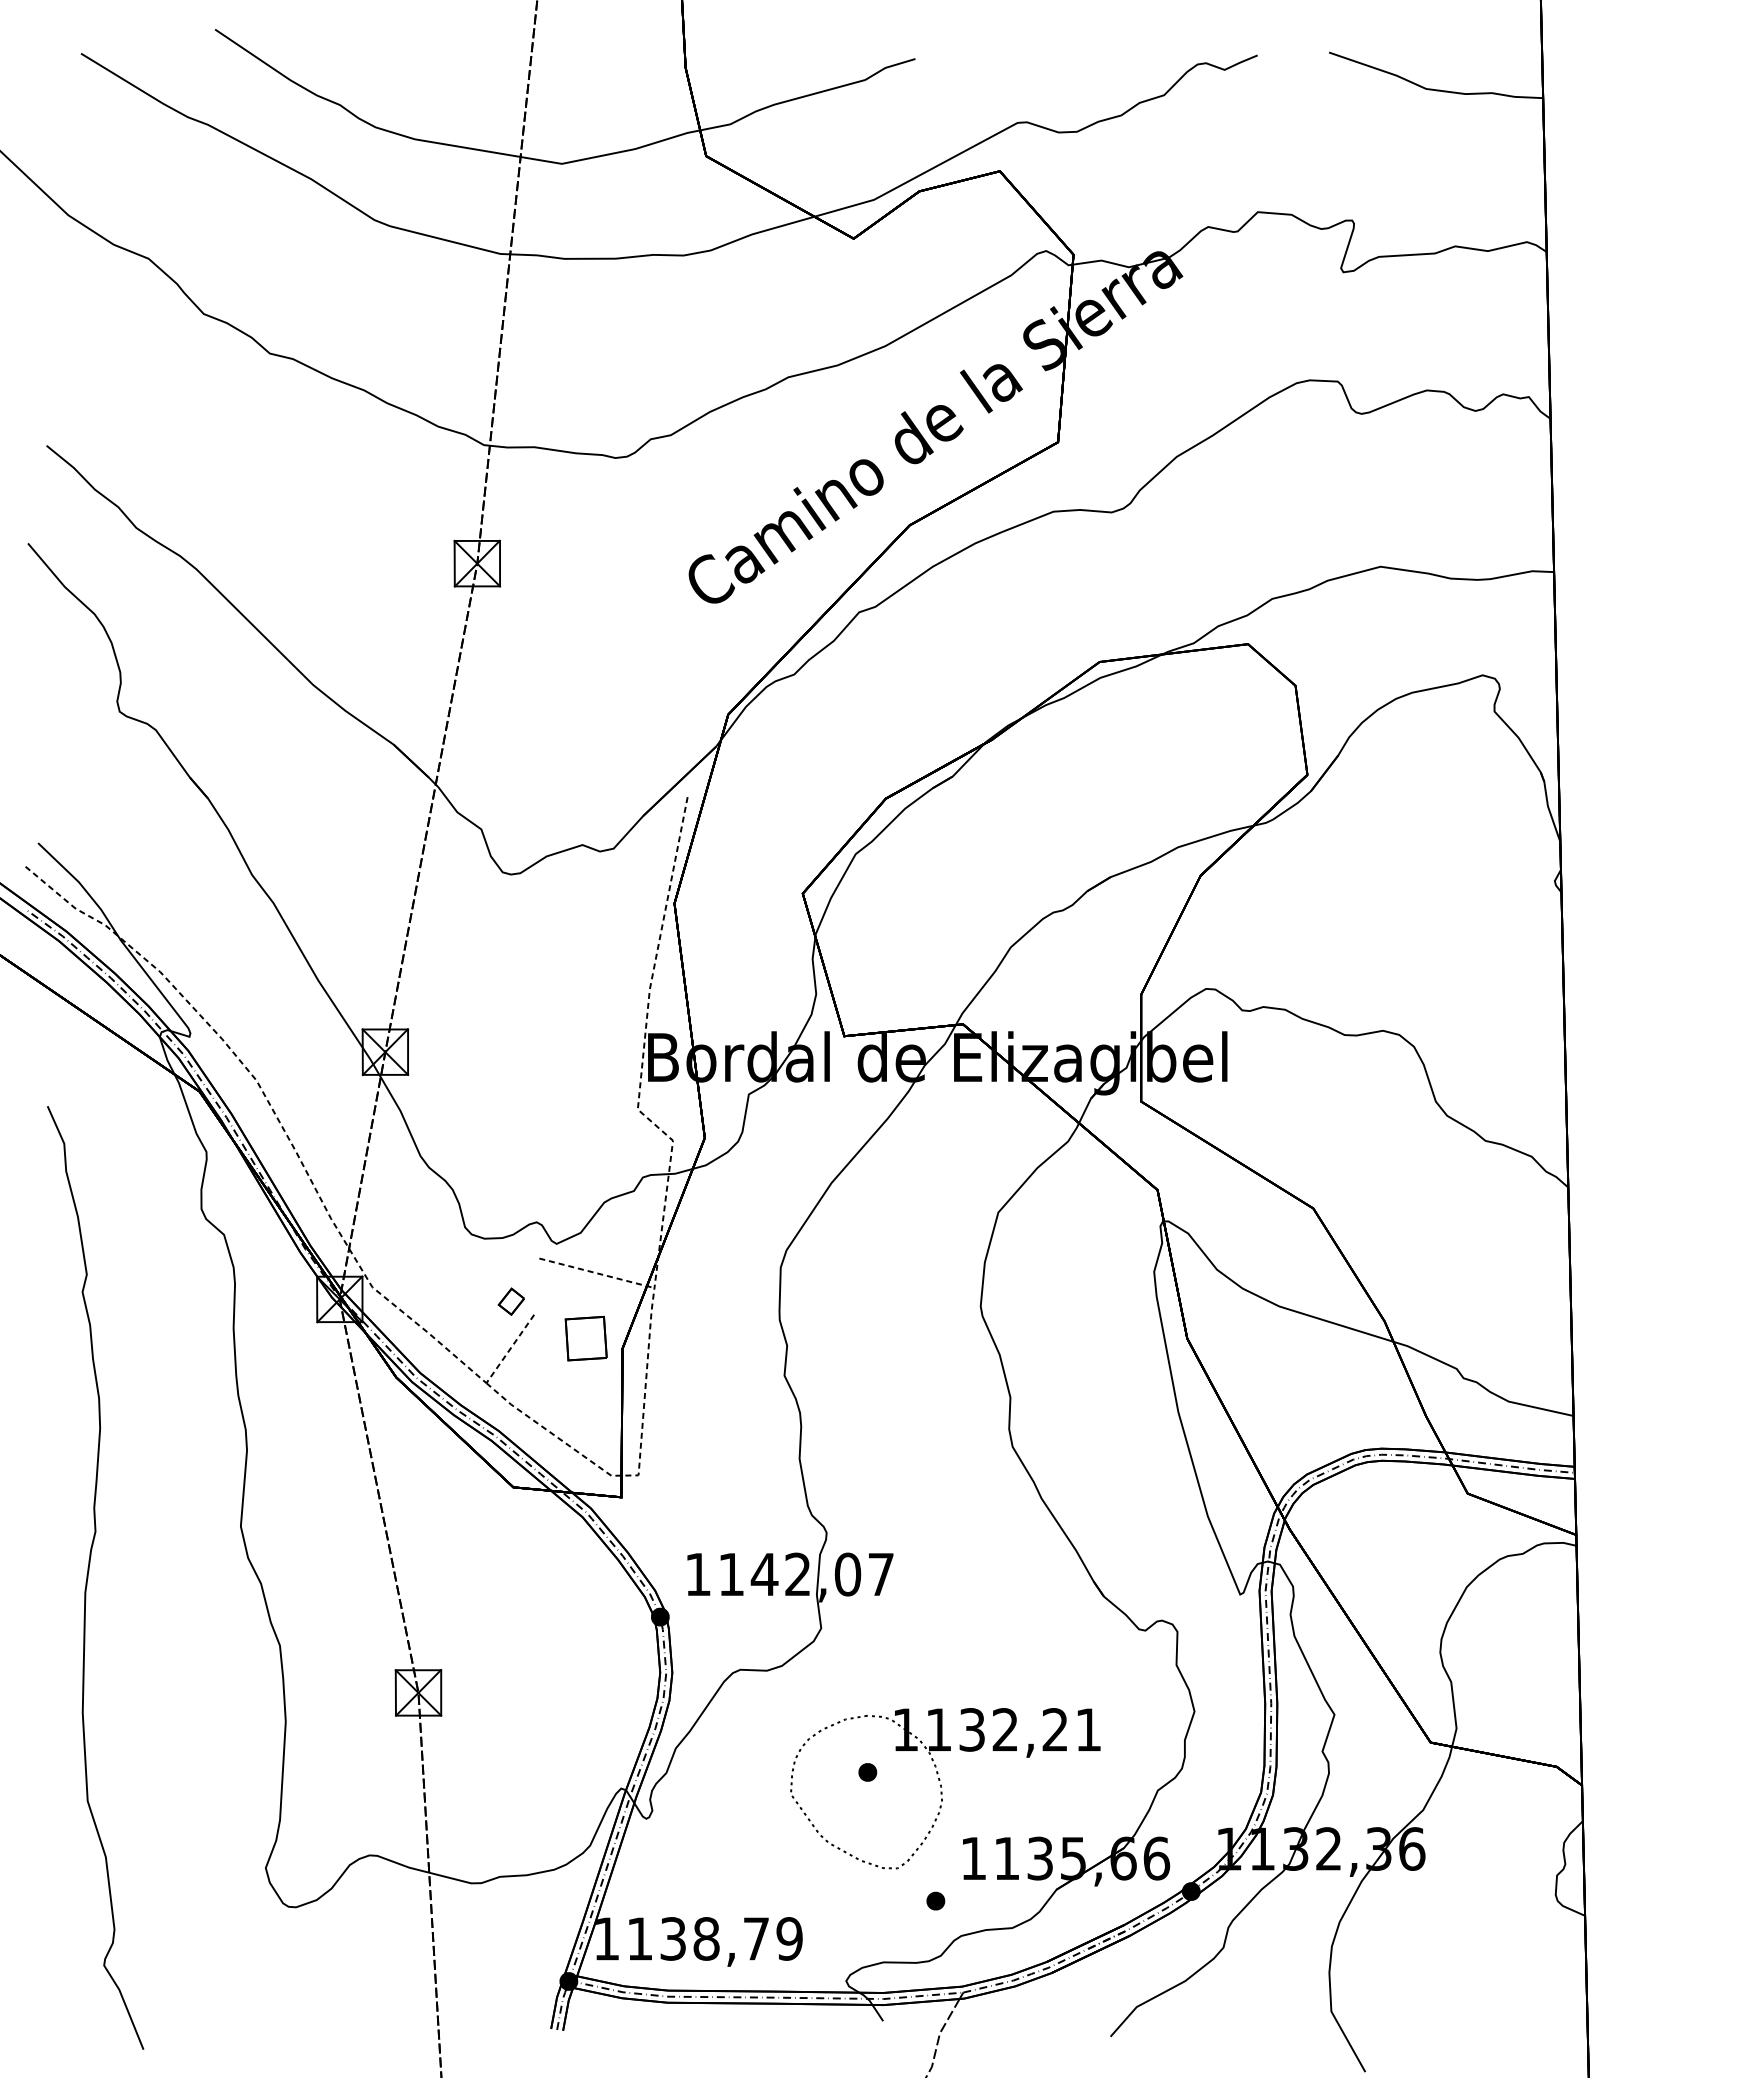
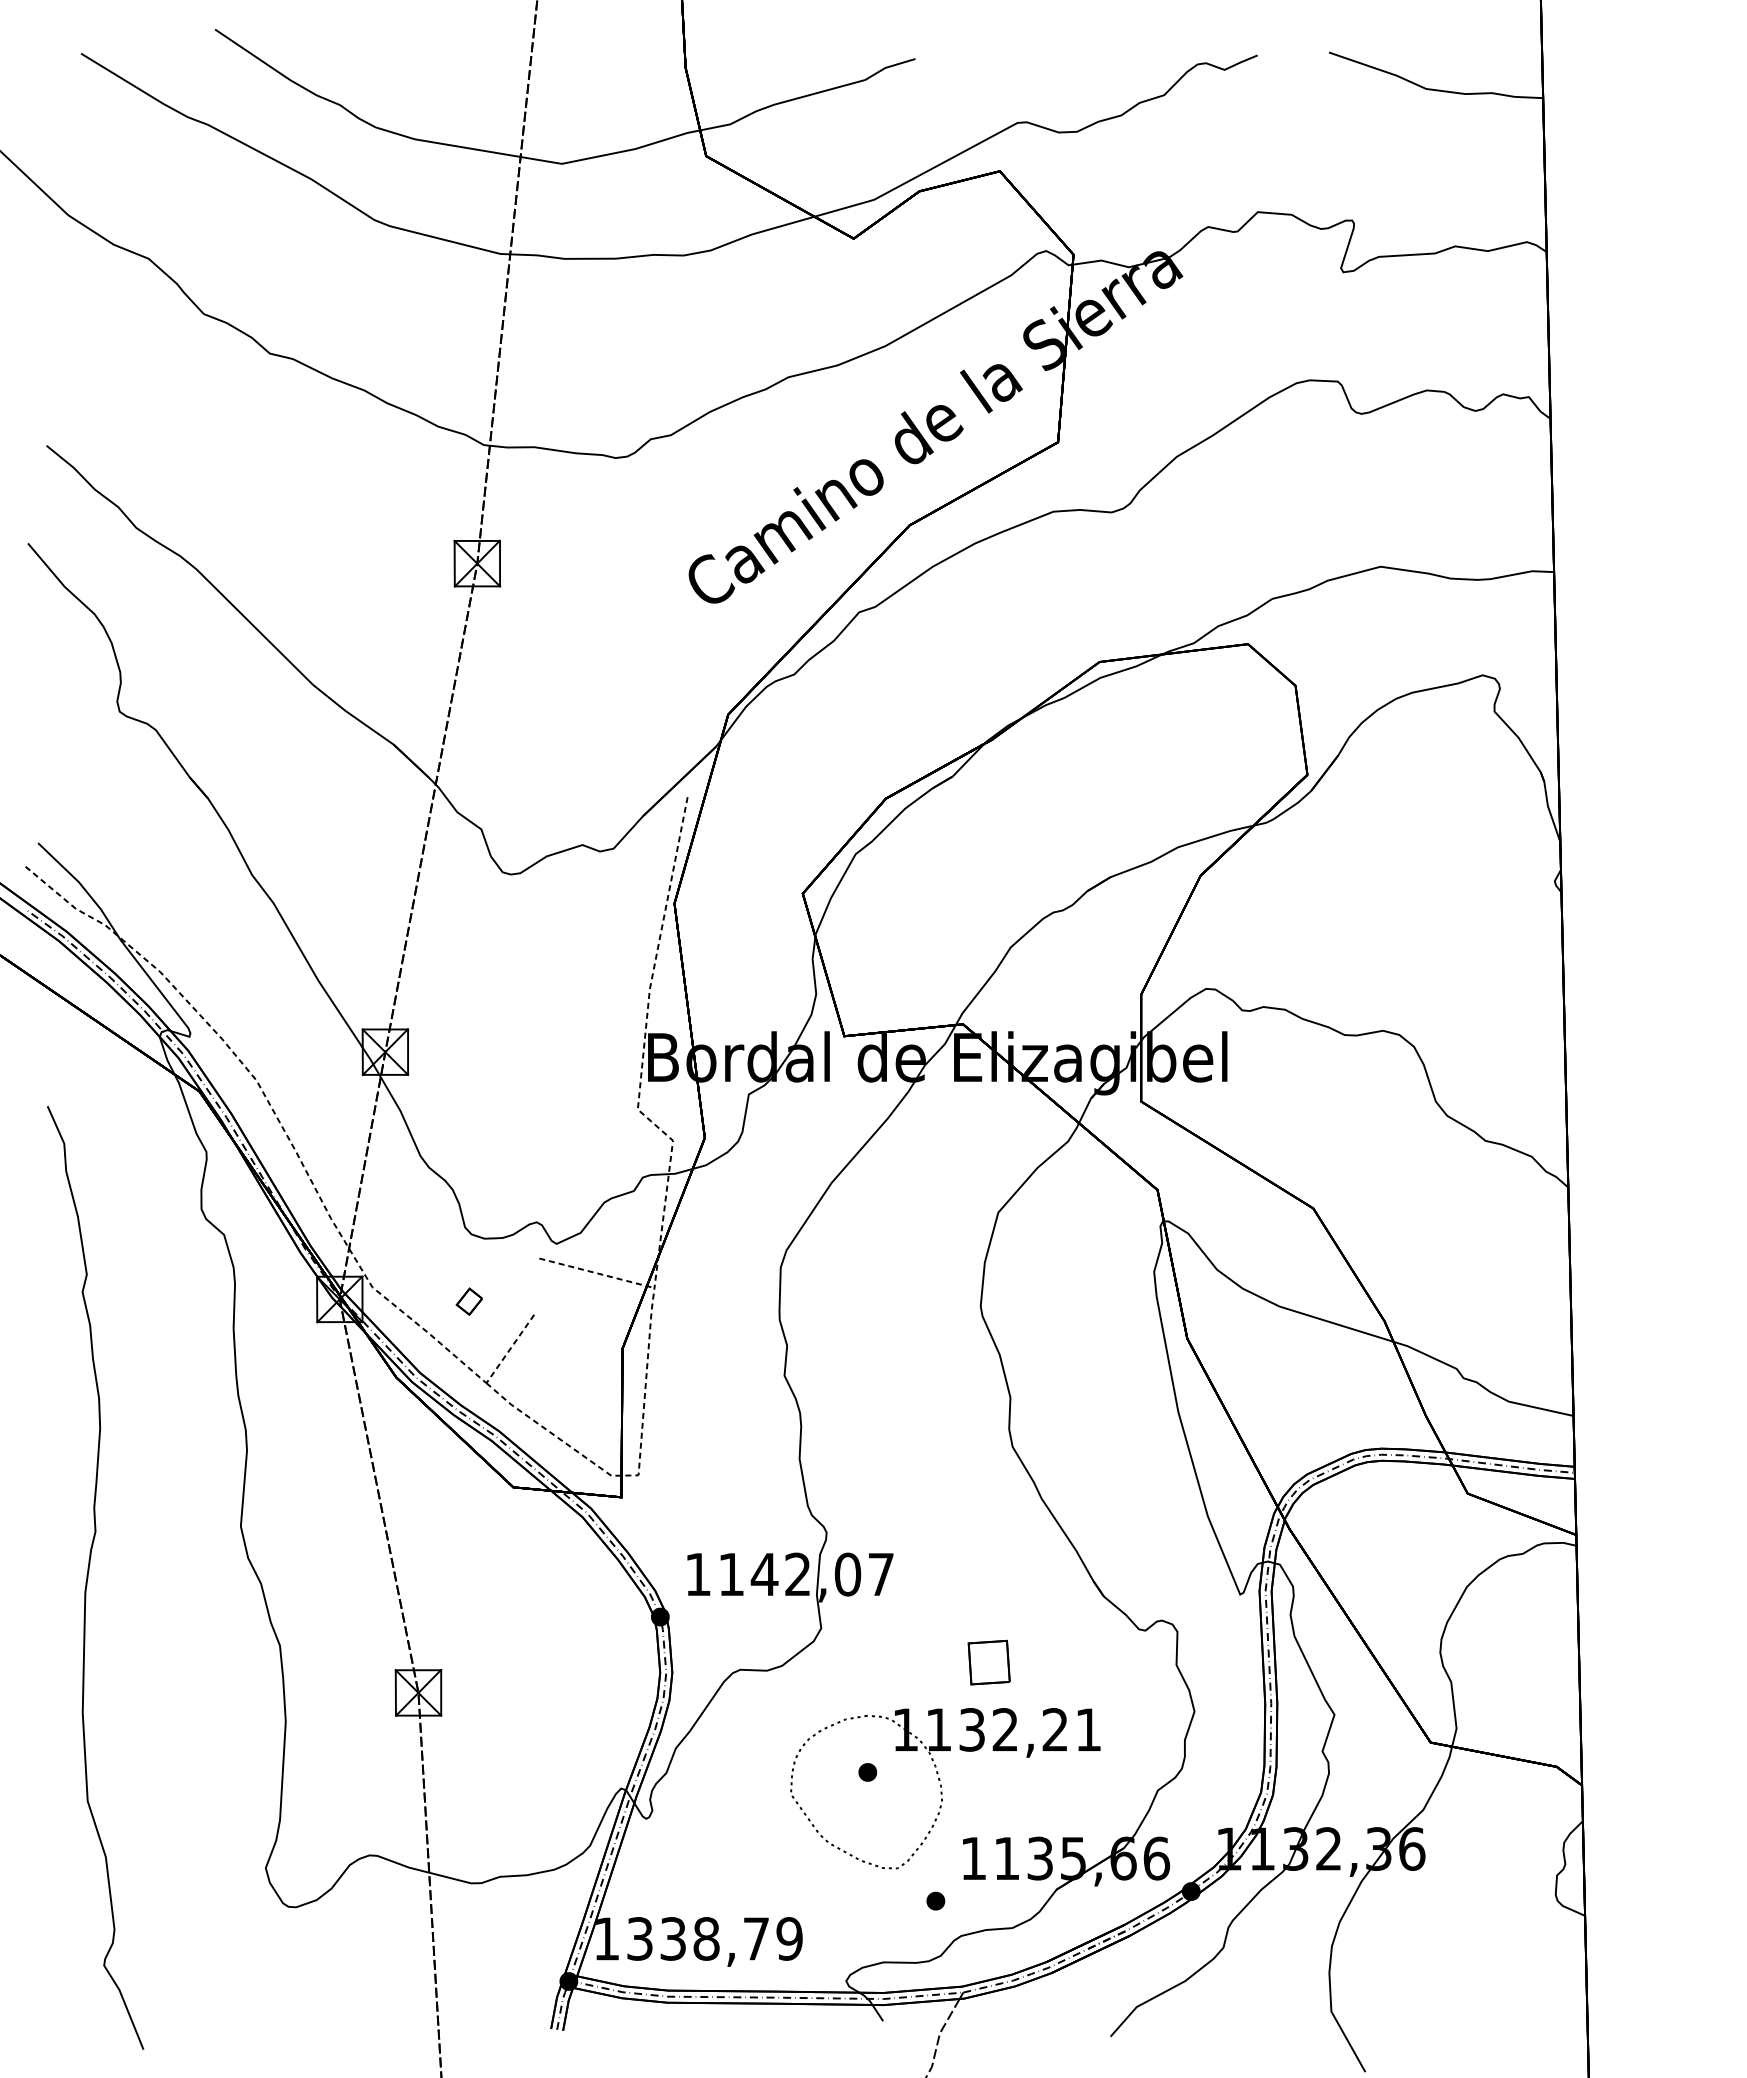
part position: (510, 1301) -> (468, 1301) (468, 1301)
part position: (585, 1338) -> (988, 1662) (988, 1662)
text: 1138,79 -> 1338,79 (639, 1938)
